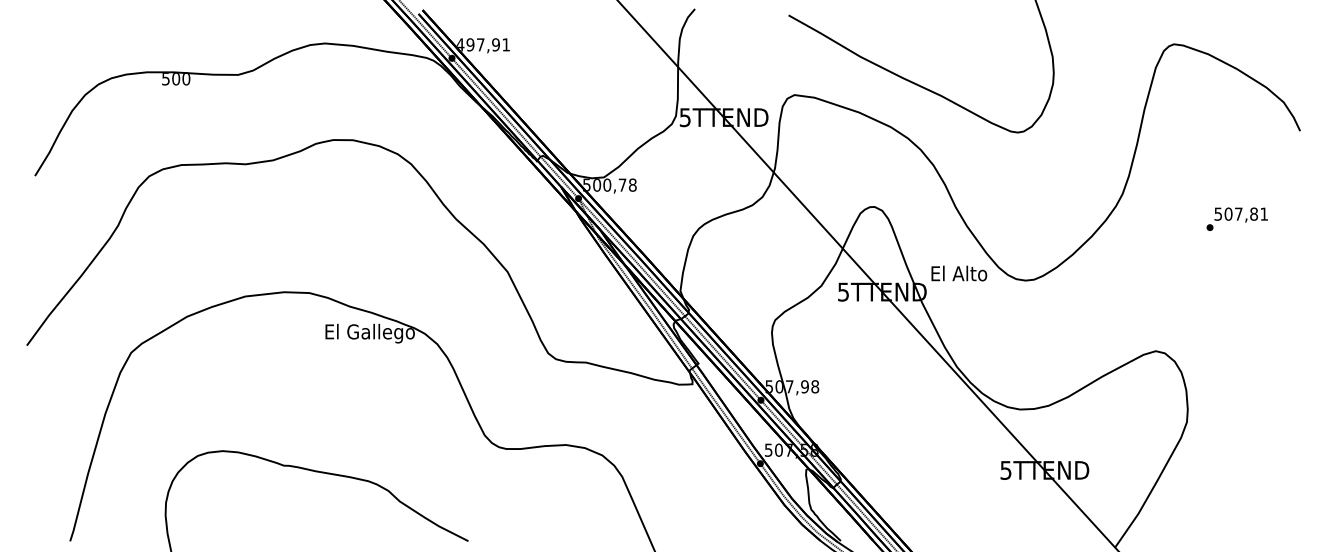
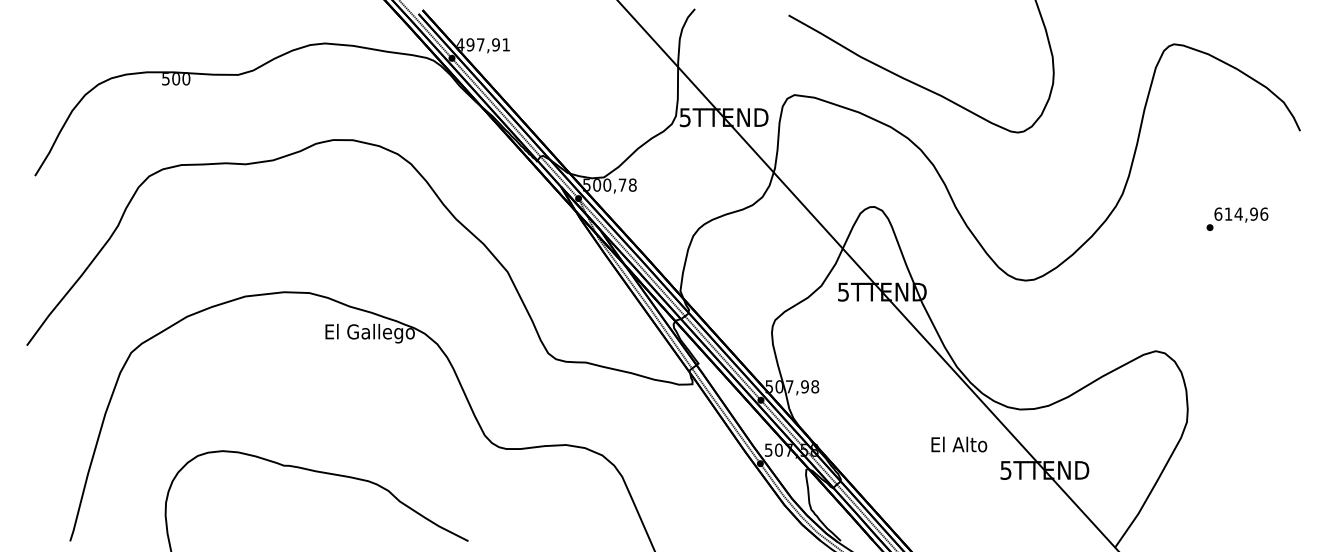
text: 507,81 -> 614,96 (1241, 213)
text position: (959, 273) -> (959, 444) (959, 444)
